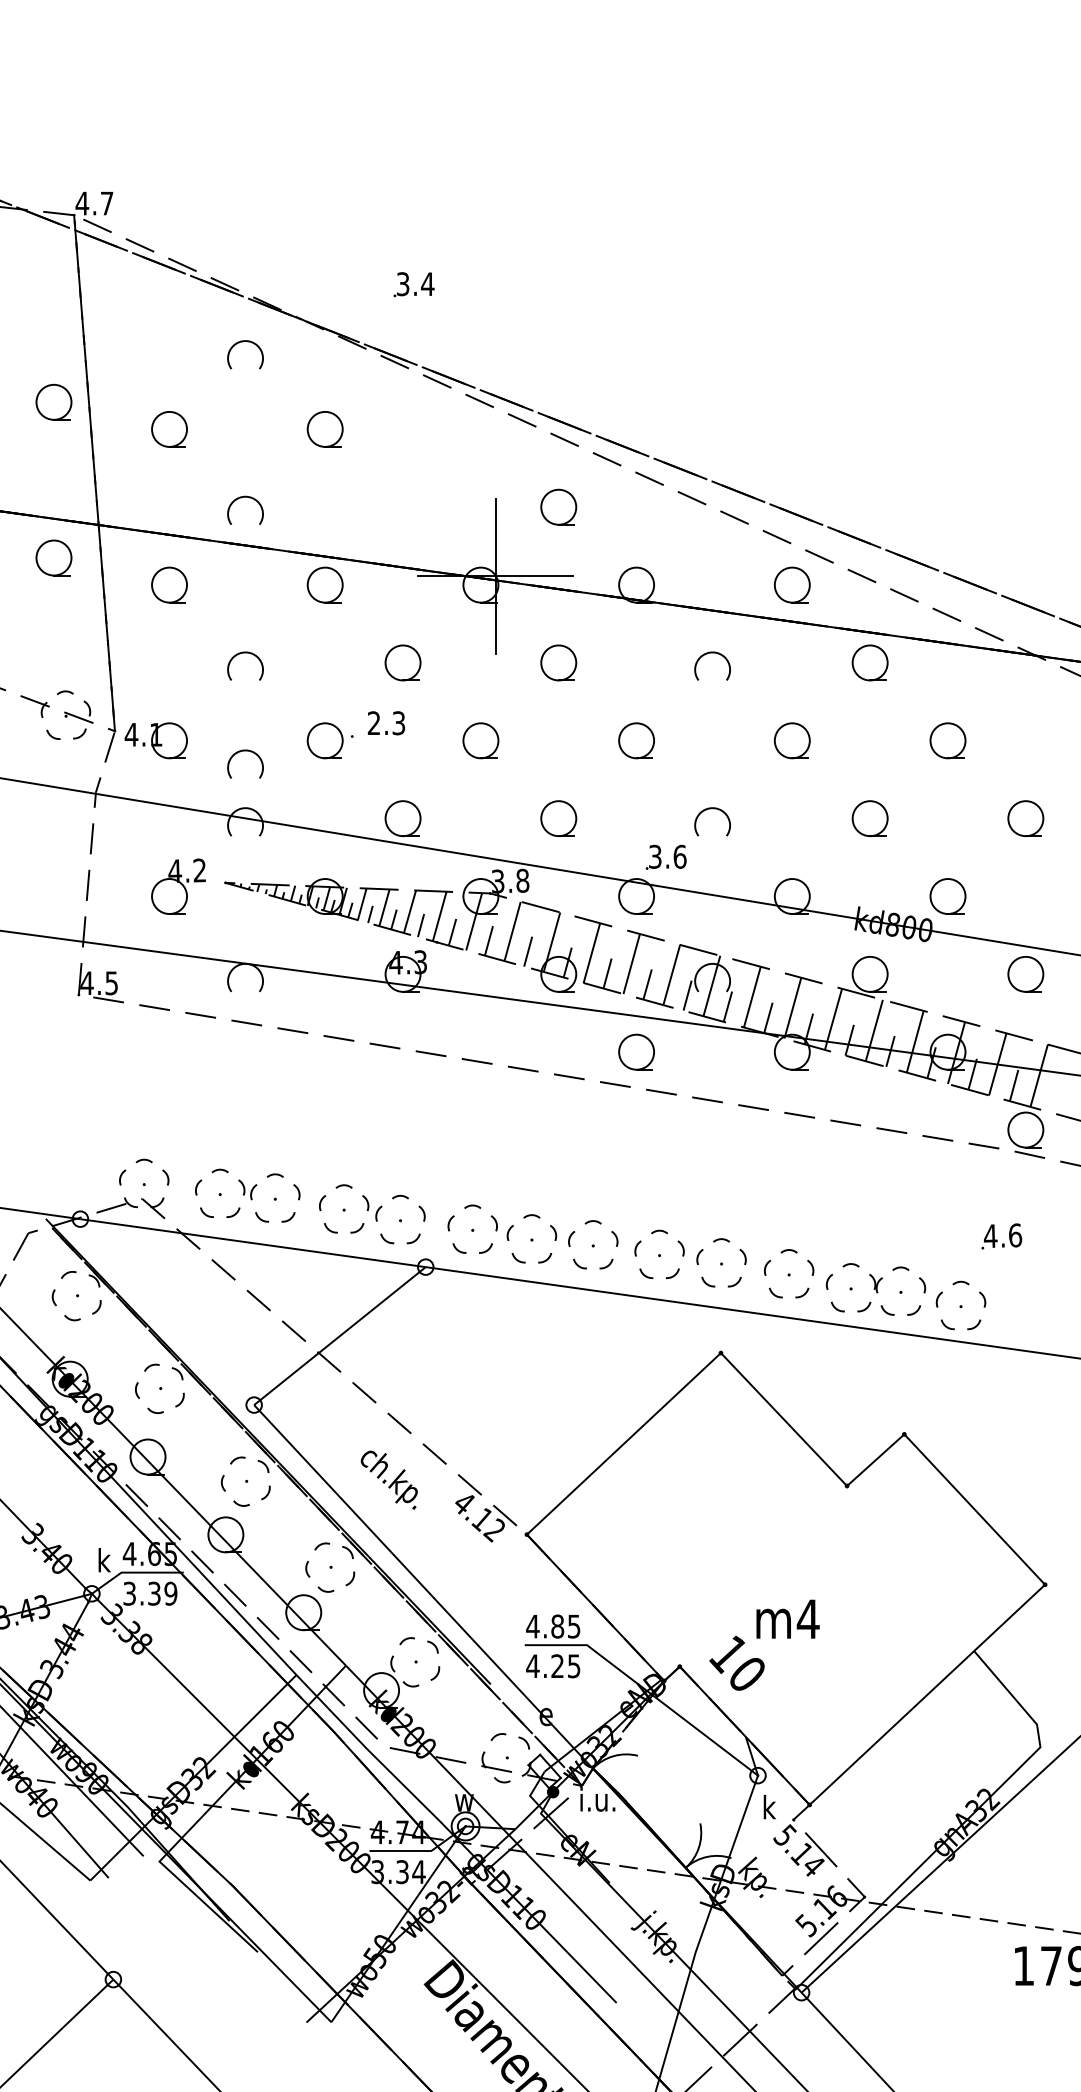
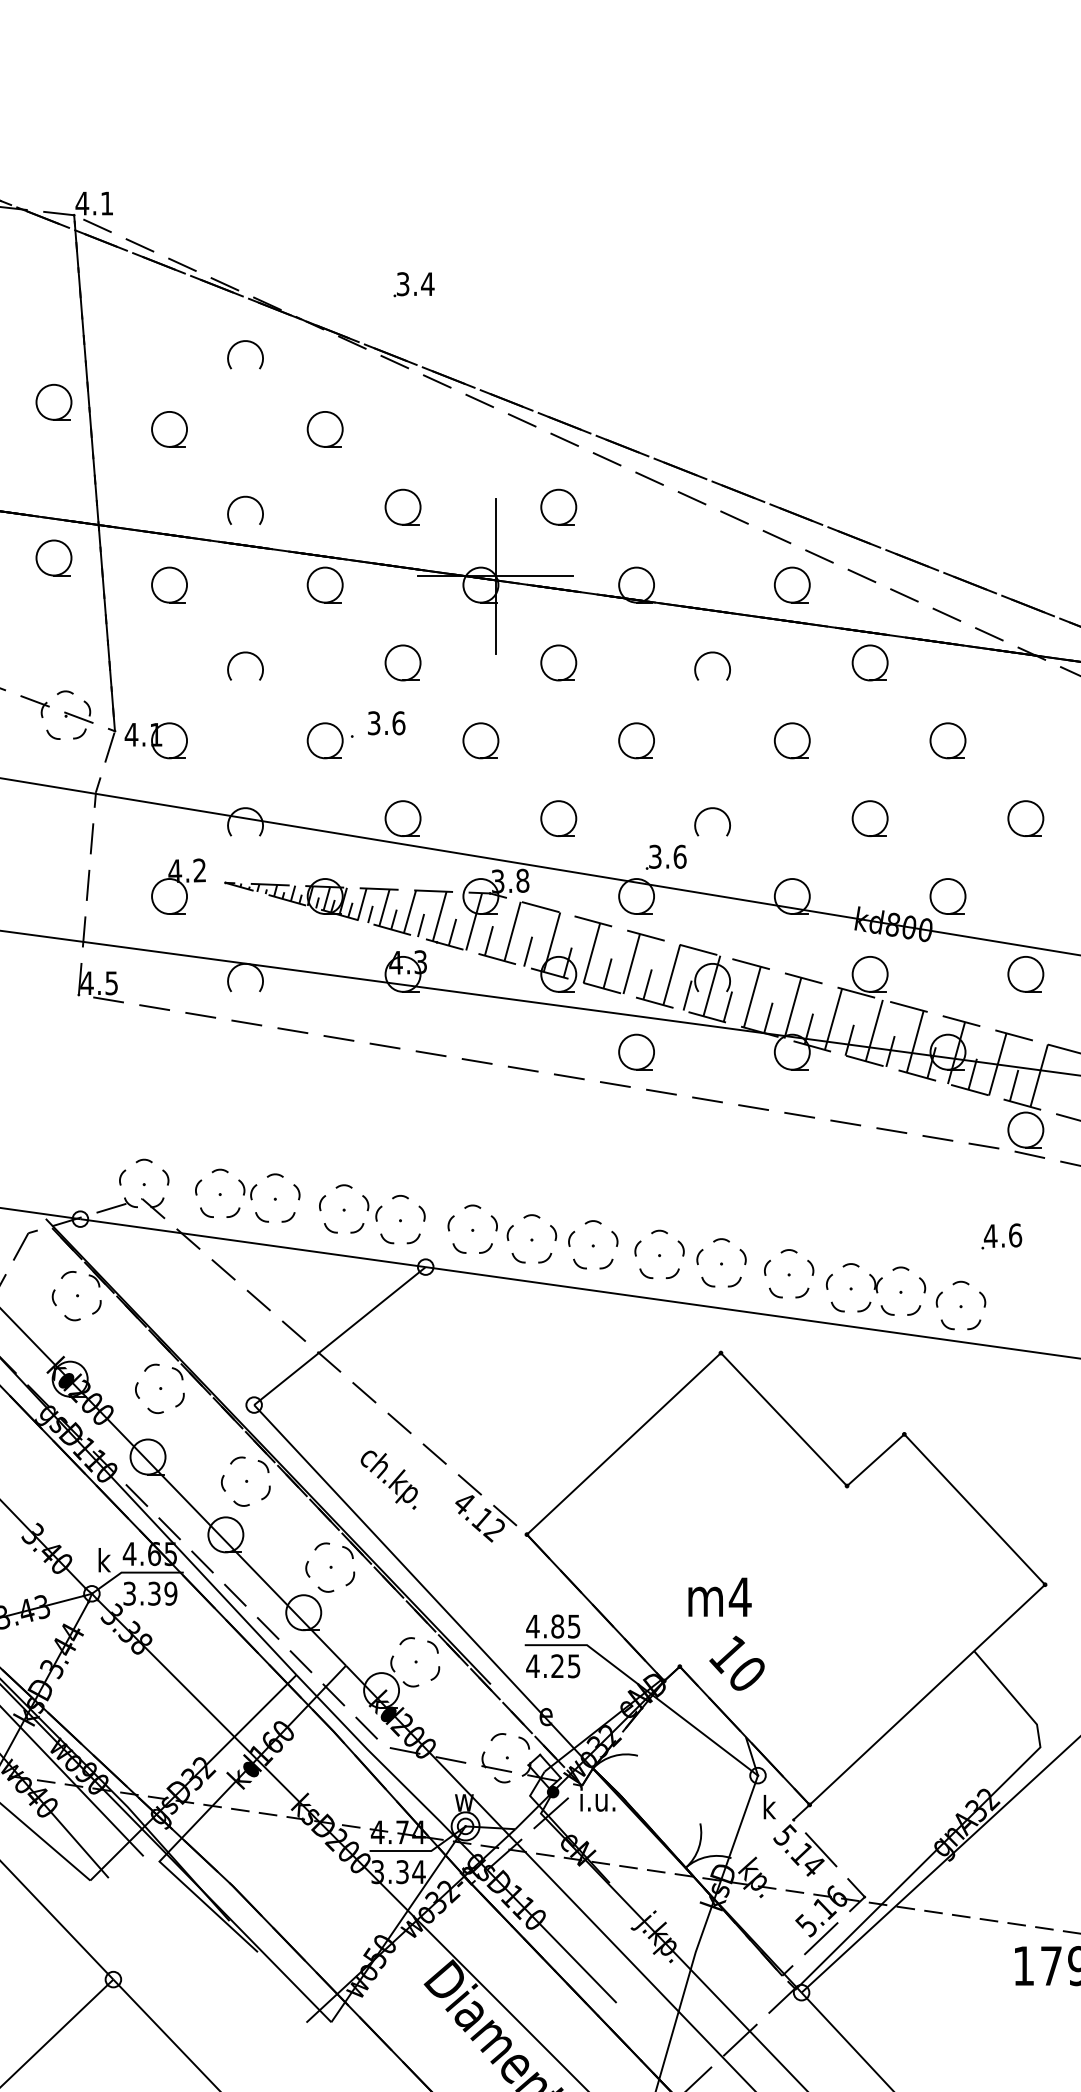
text: 4.7 -> 4.1 (107, 203)
part: none -> present (402, 506)
text: 2.3 -> 3.6 (386, 723)
part: present -> none (245, 751)
text position: (787, 1618) -> (719, 1596) (719, 1596)
